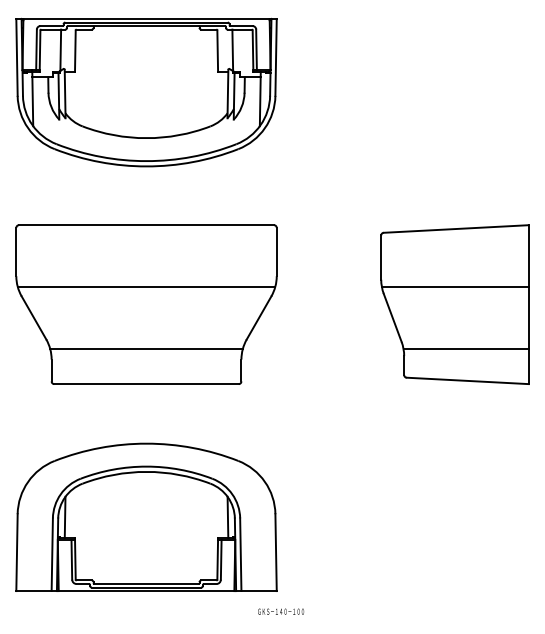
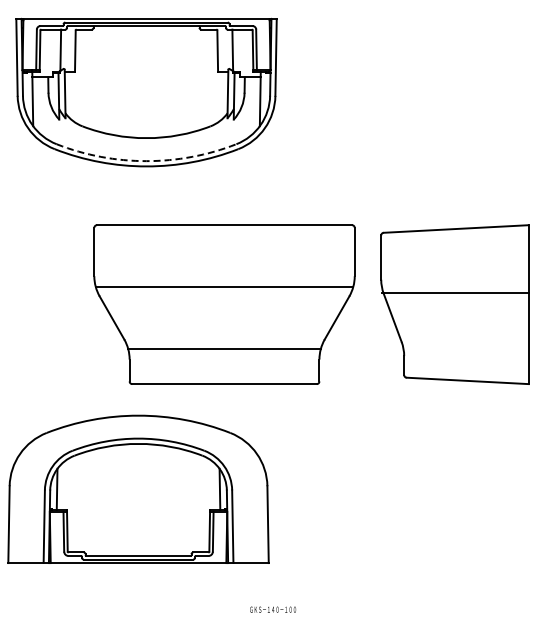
arc: solid -> dashed (146, 161)
line position: (454, 287) -> (454, 293) (454, 293)
part position: (146, 304) -> (224, 304) (224, 304)
line: present -> none (465, 348)
part position: (146, 516) -> (138, 488) (138, 488)
text position: (281, 611) -> (273, 609) (273, 609)
